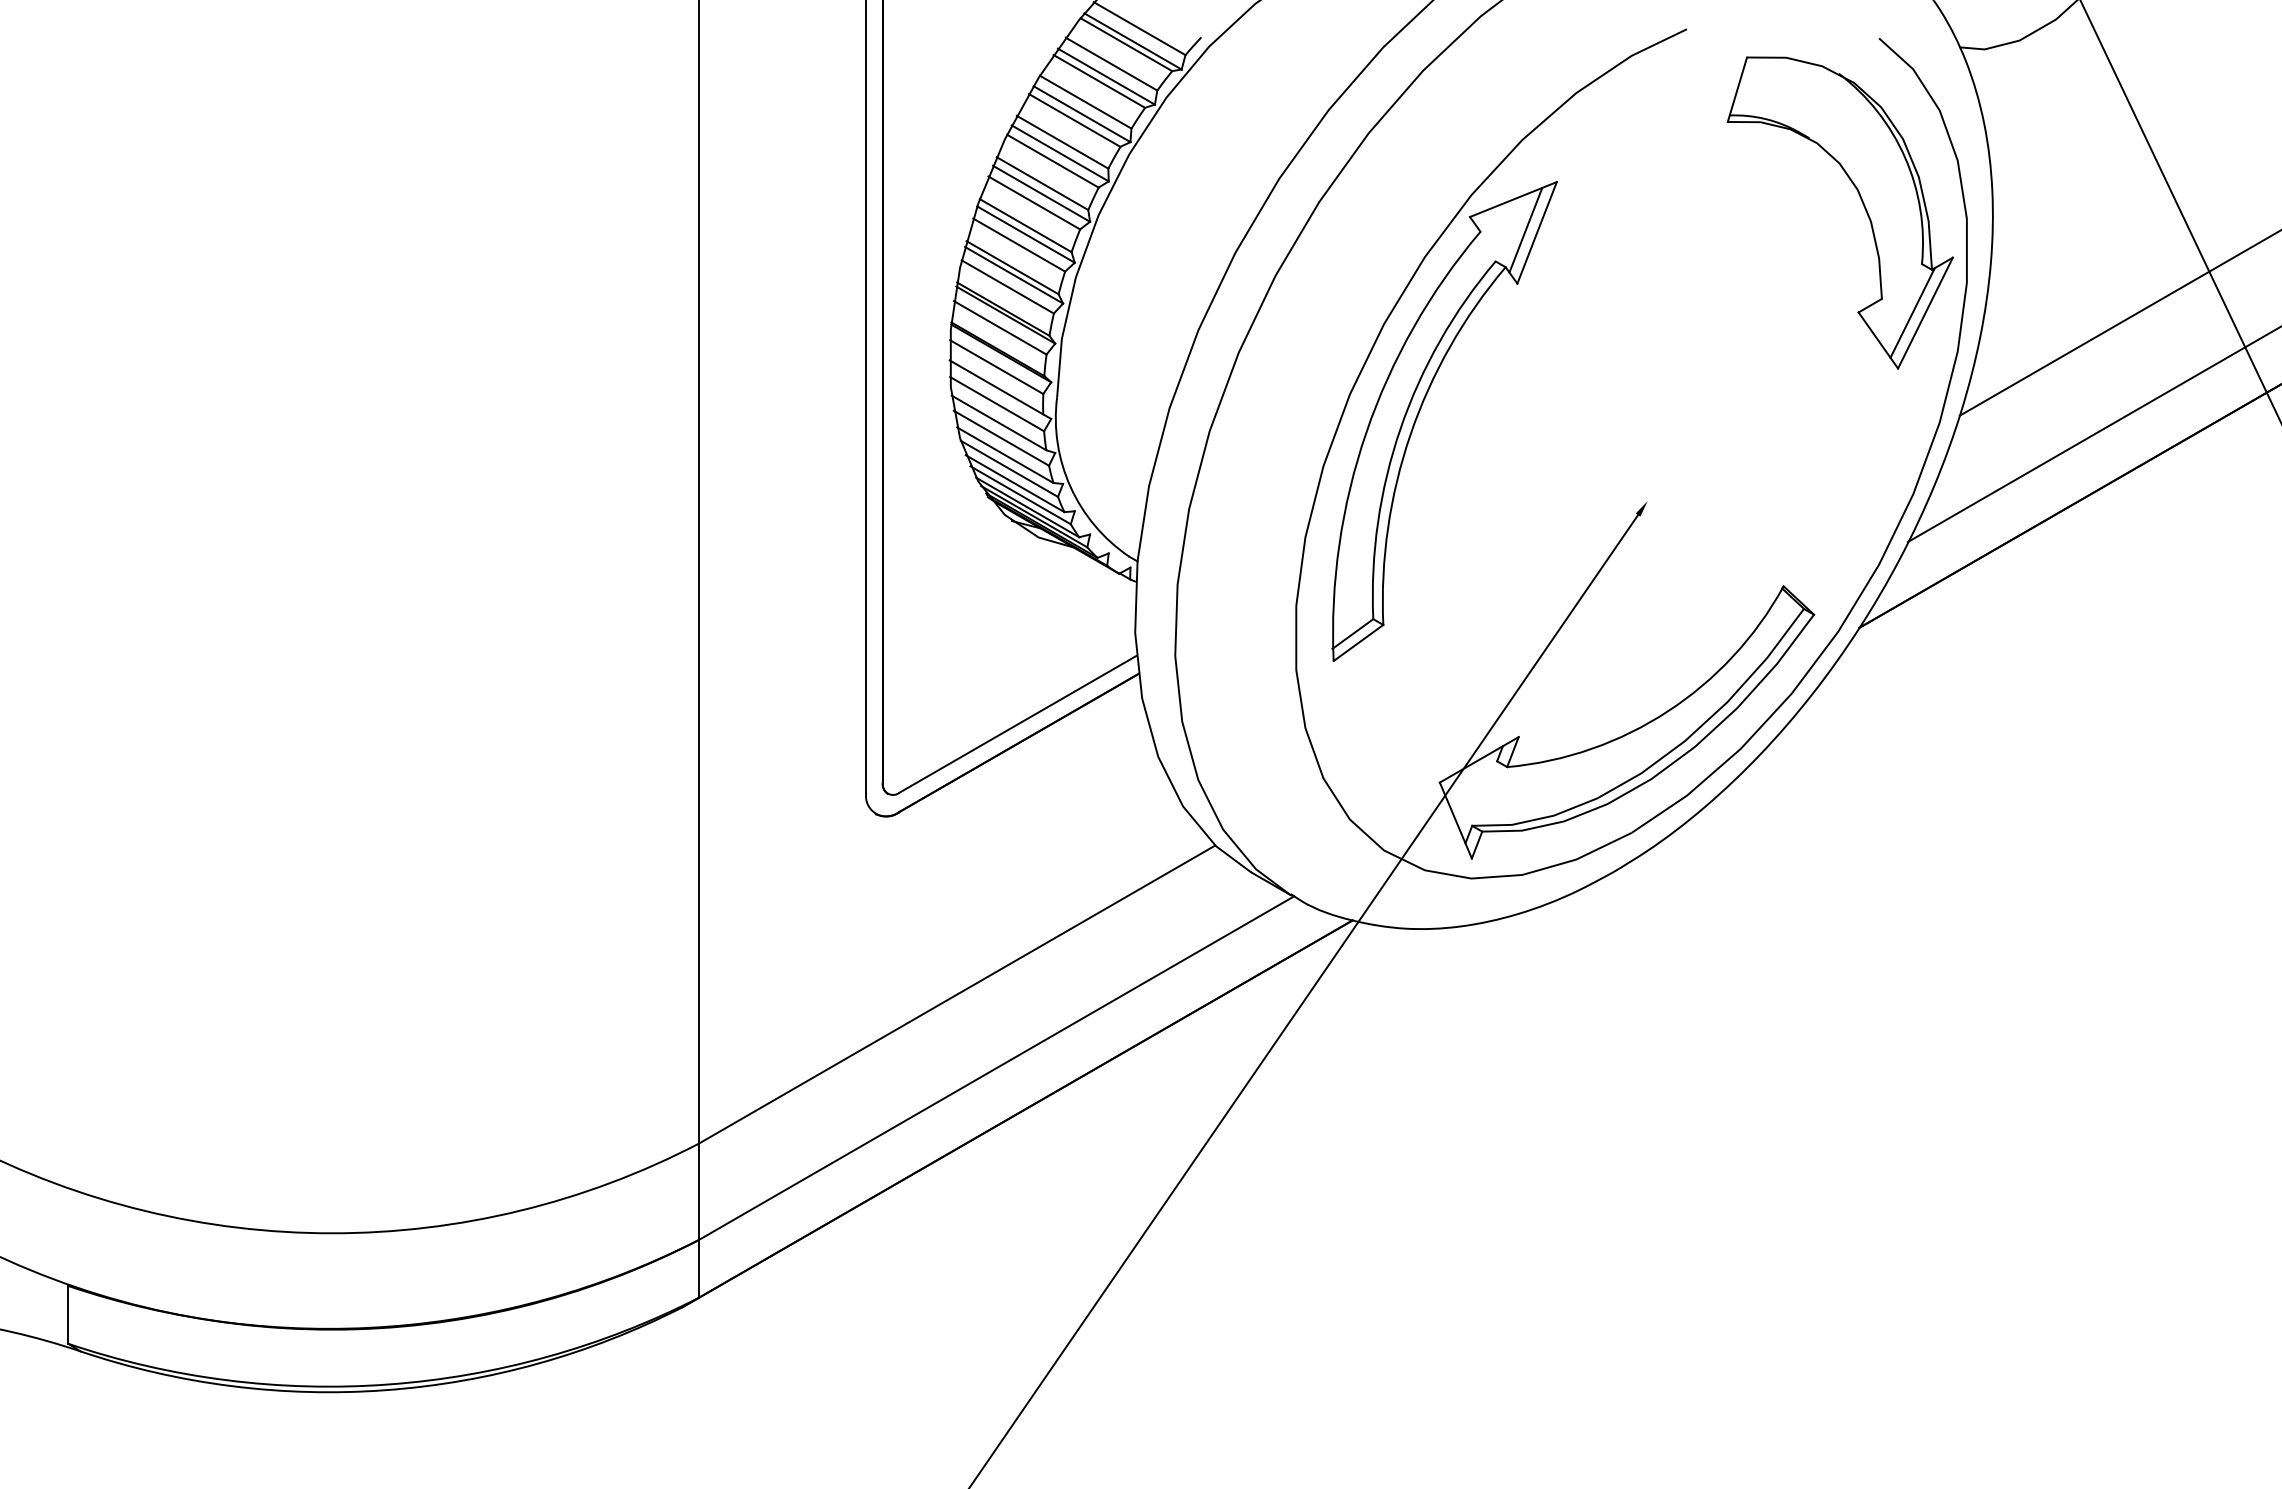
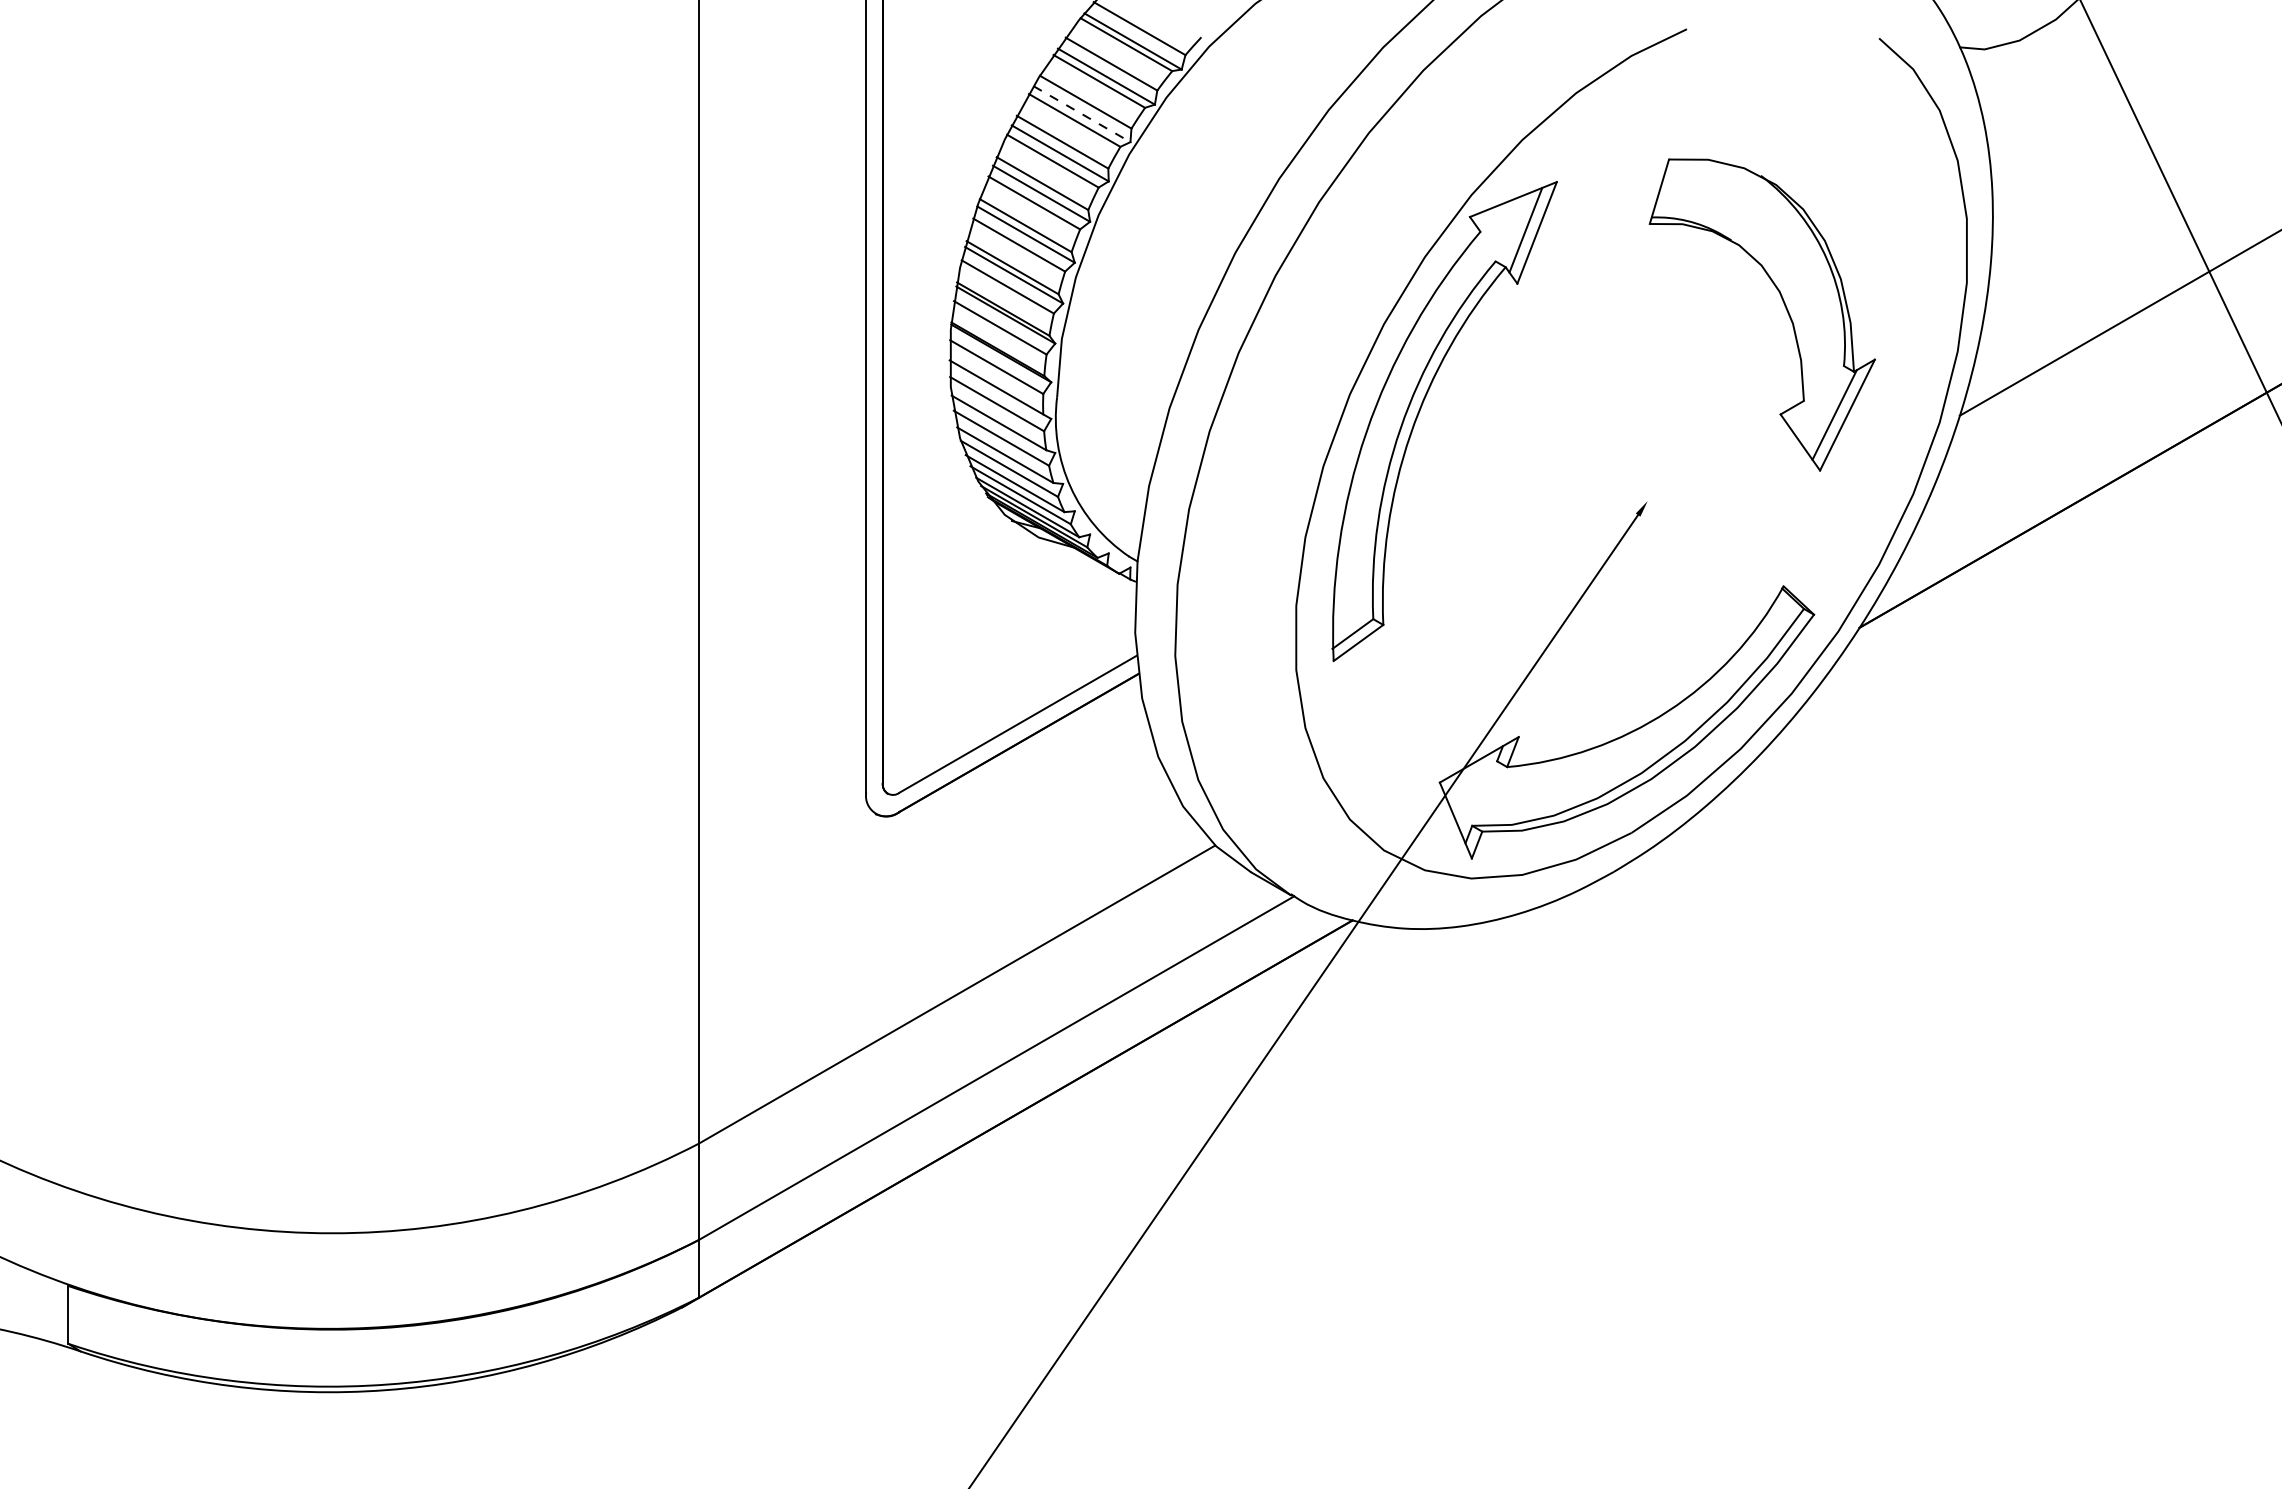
line: solid -> dashed (1082, 114)
part position: (1862, 204) -> (1784, 306) (1784, 306)
line: present -> none (2092, 435)
